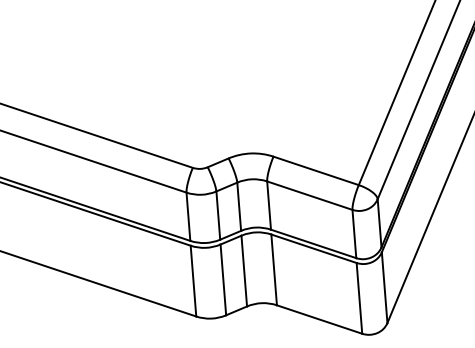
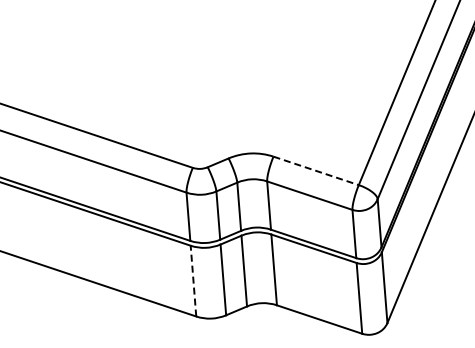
line: solid -> dashed (316, 170)
line: solid -> dashed (193, 280)
